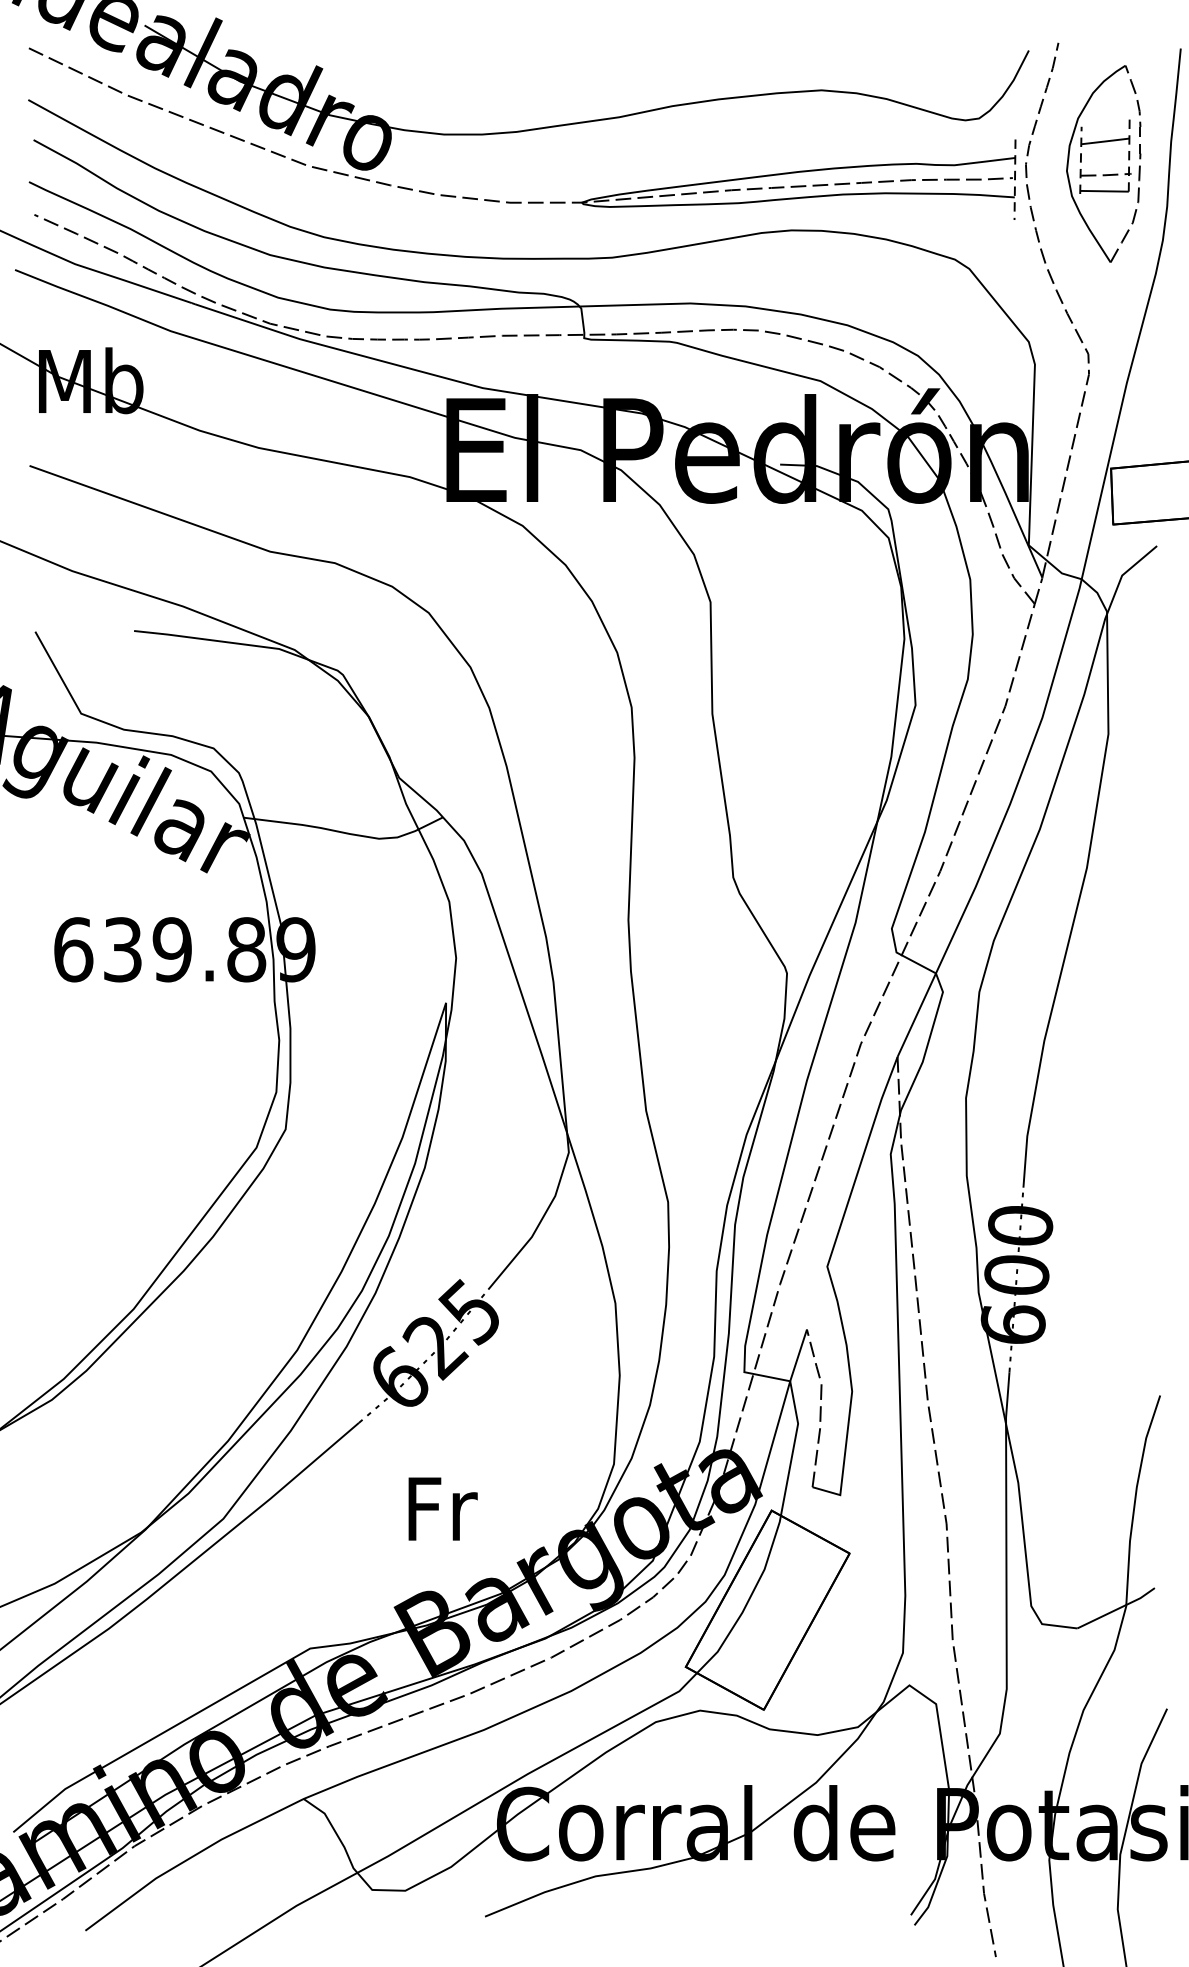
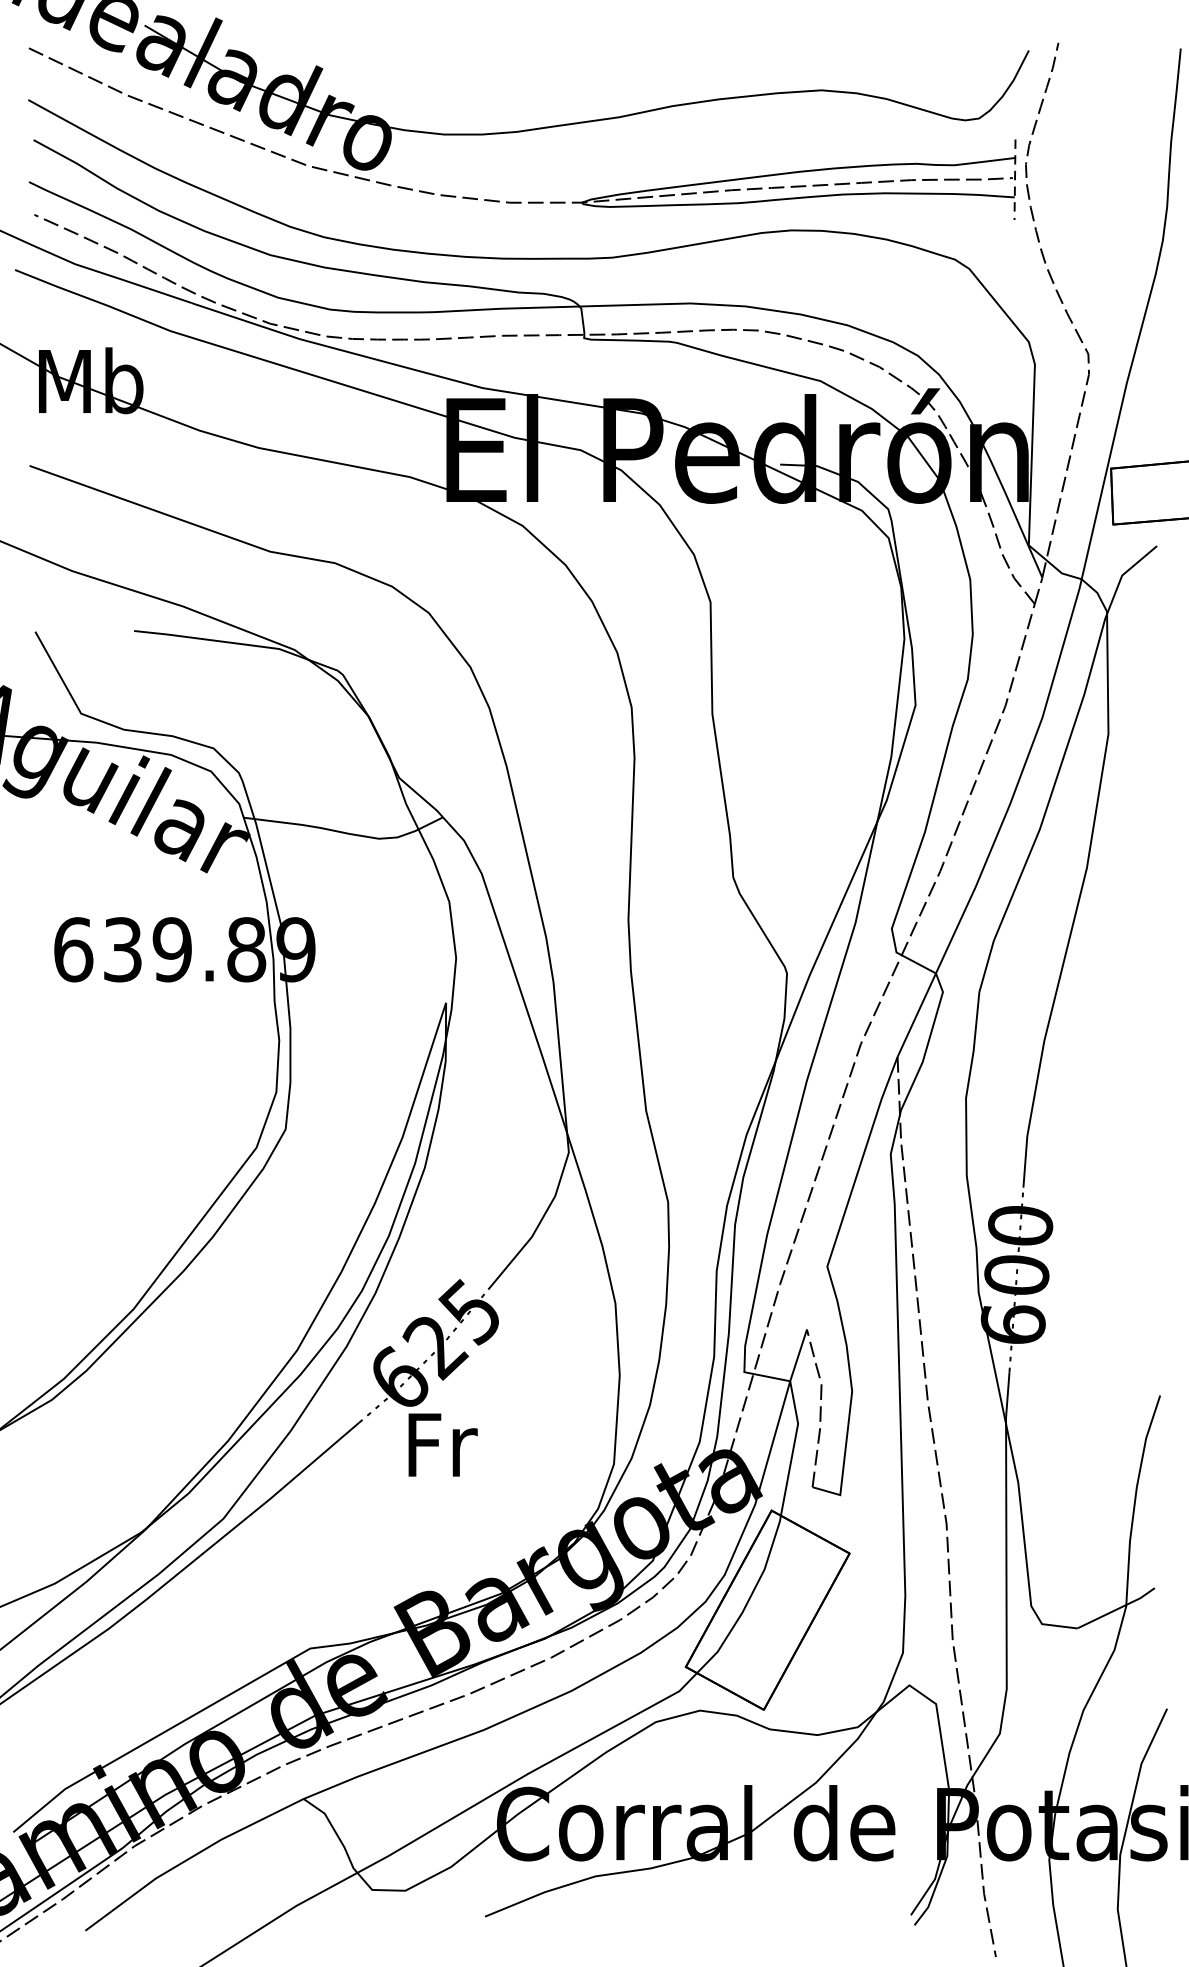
part: present -> none (1103, 174)
text position: (442, 1508) -> (442, 1444) (442, 1444)
